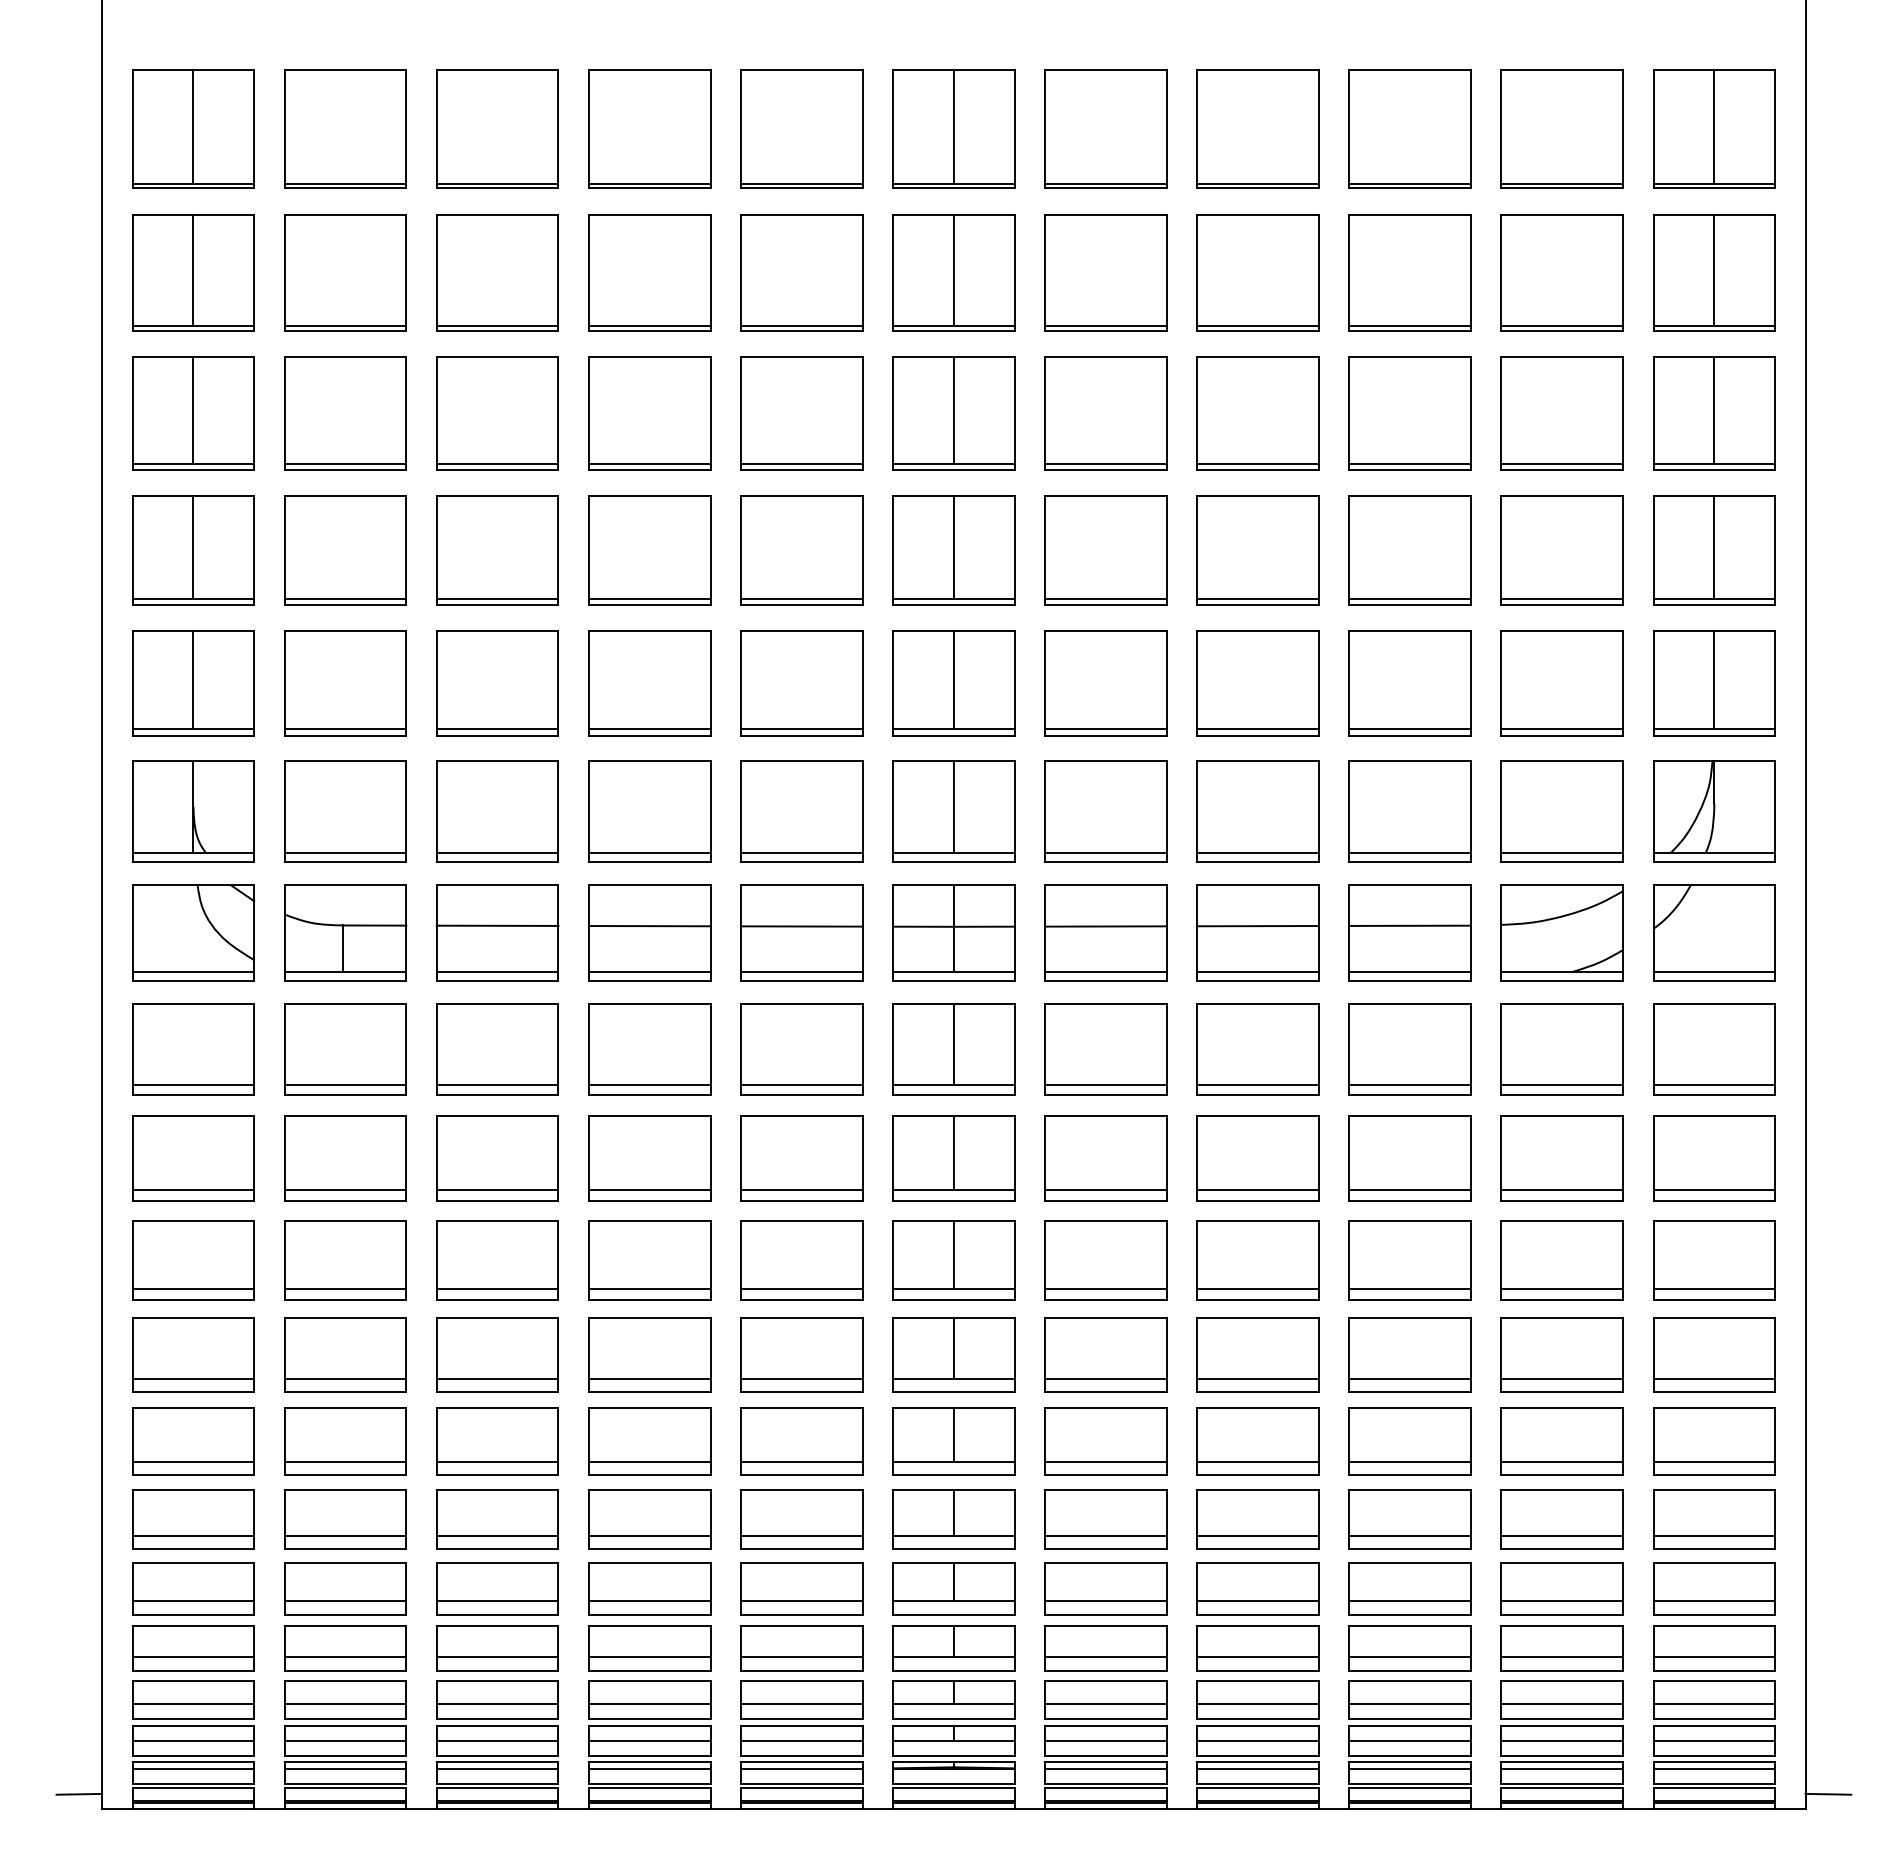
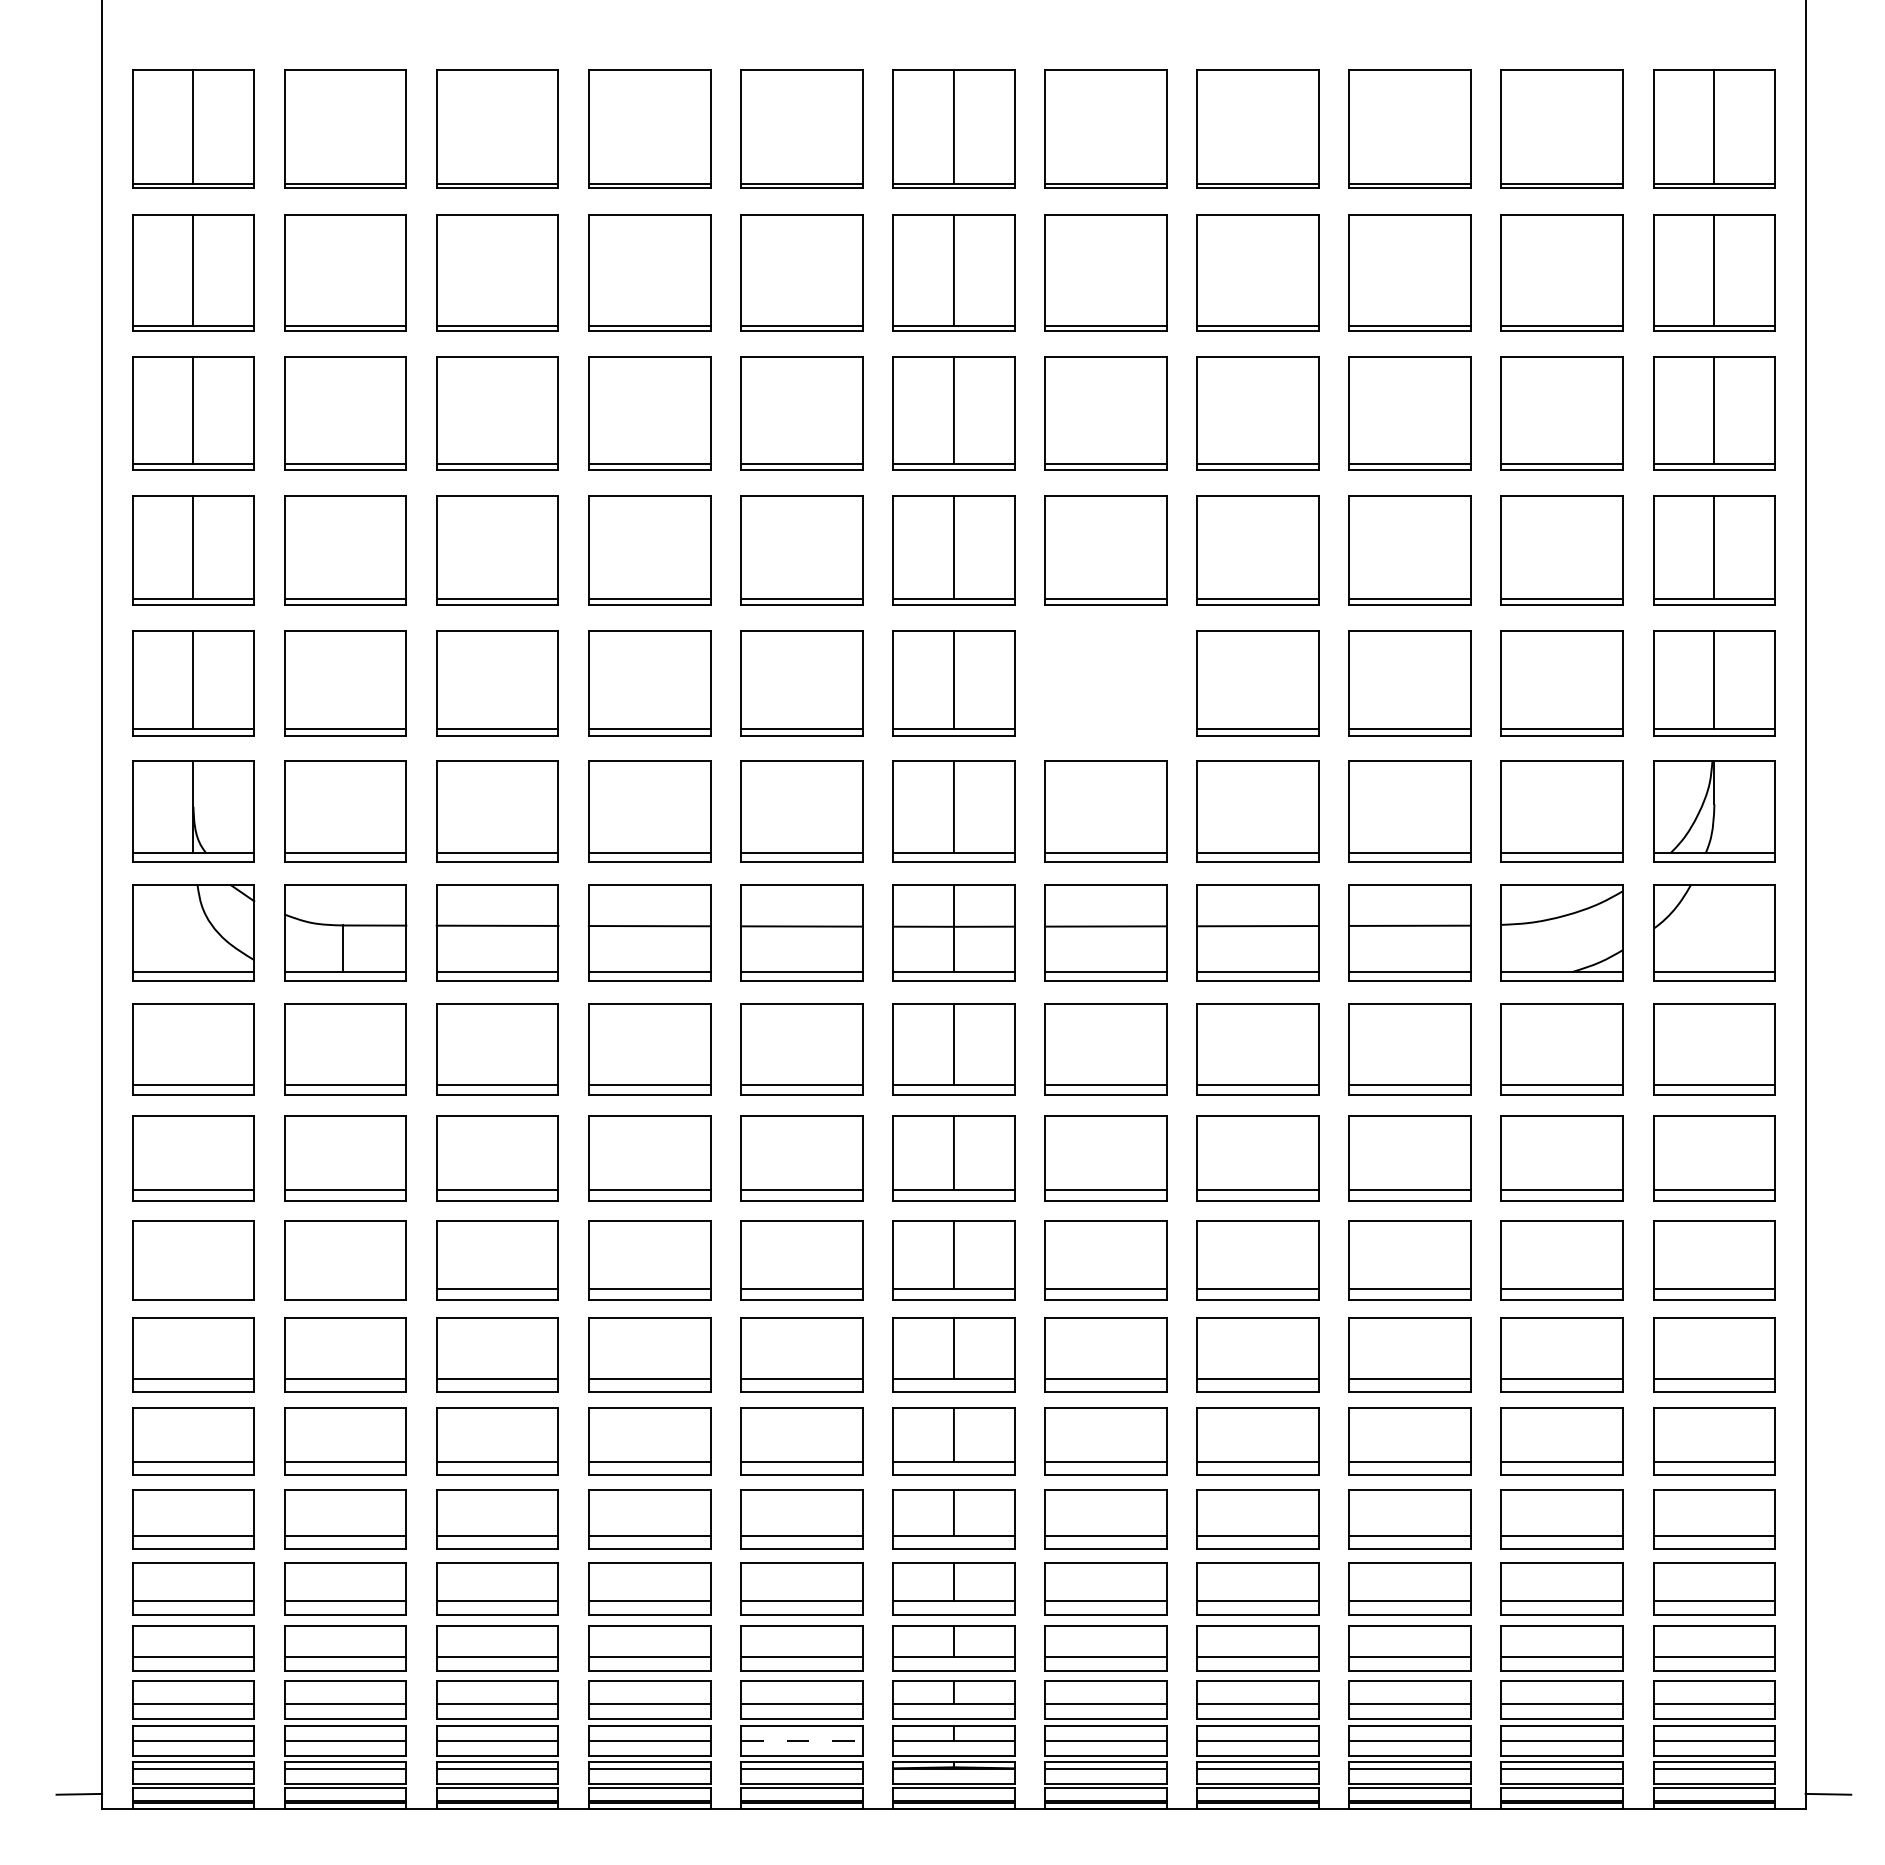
part: present -> none (1105, 683)
line: present -> none (193, 1288)
line: present -> none (345, 1288)
line: solid -> dashed (801, 1741)
